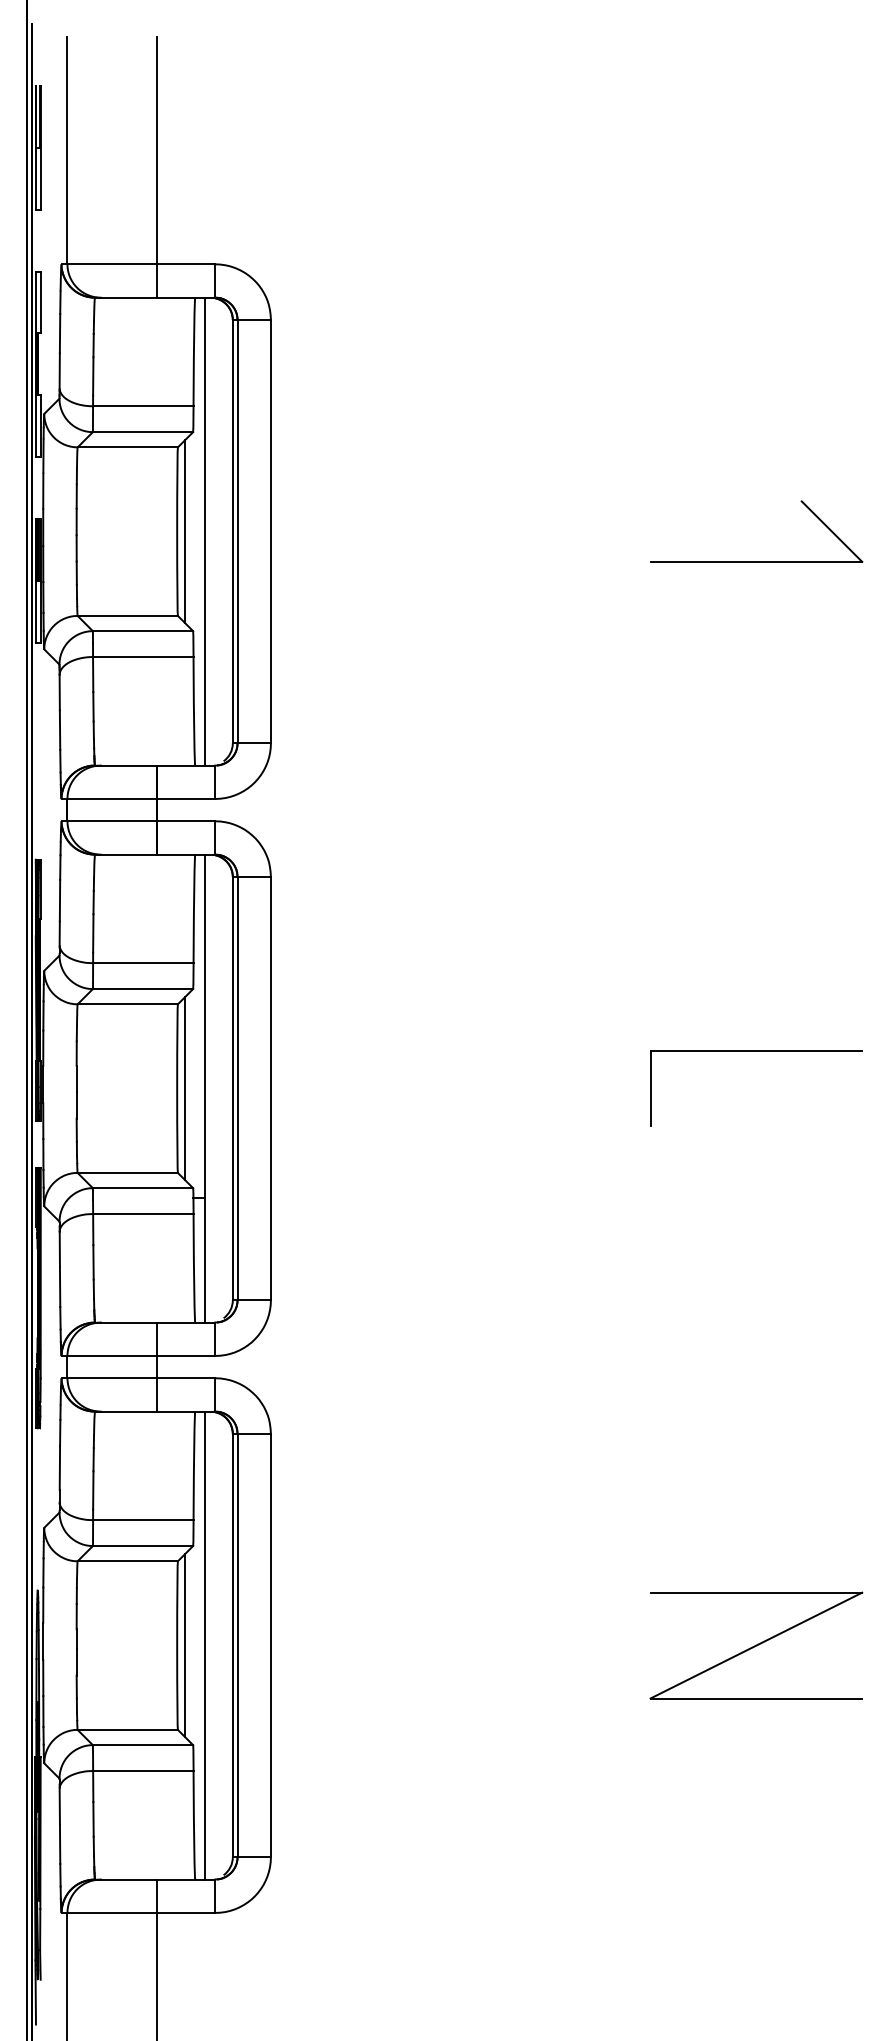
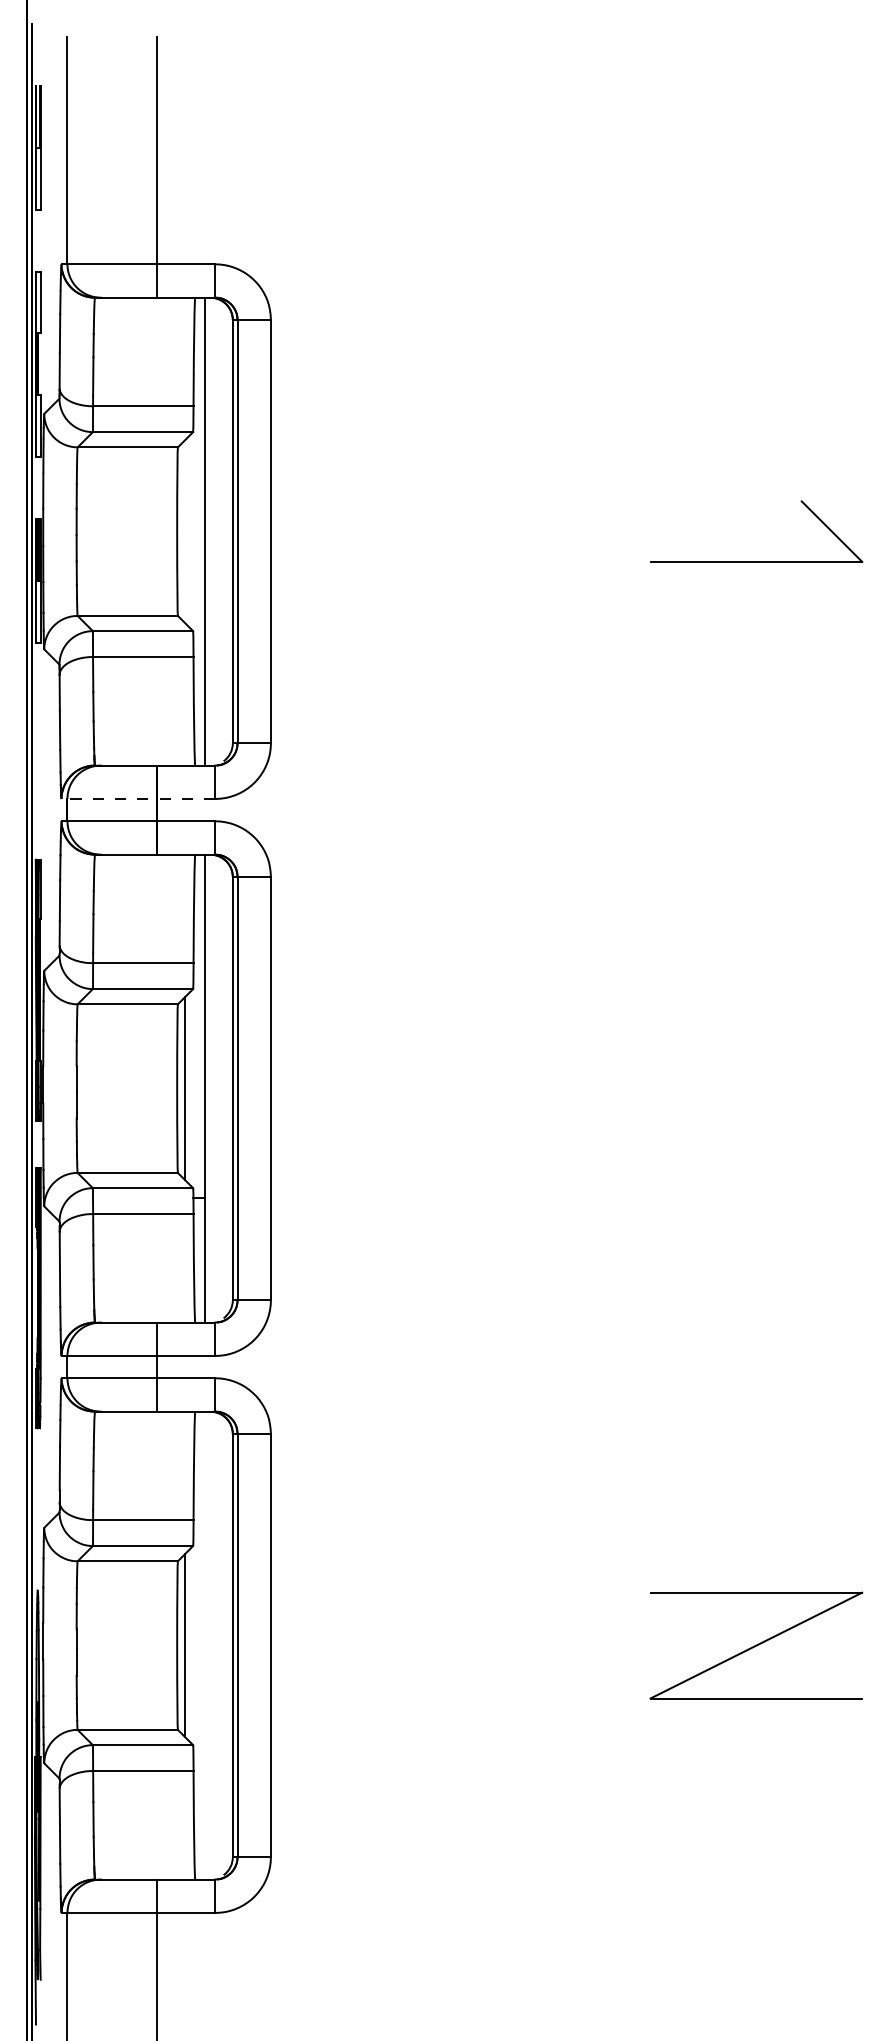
line: present -> none (185, 531)
line: solid -> dashed (138, 799)
part: present -> none (756, 1051)
line: present -> none (204, 1645)
